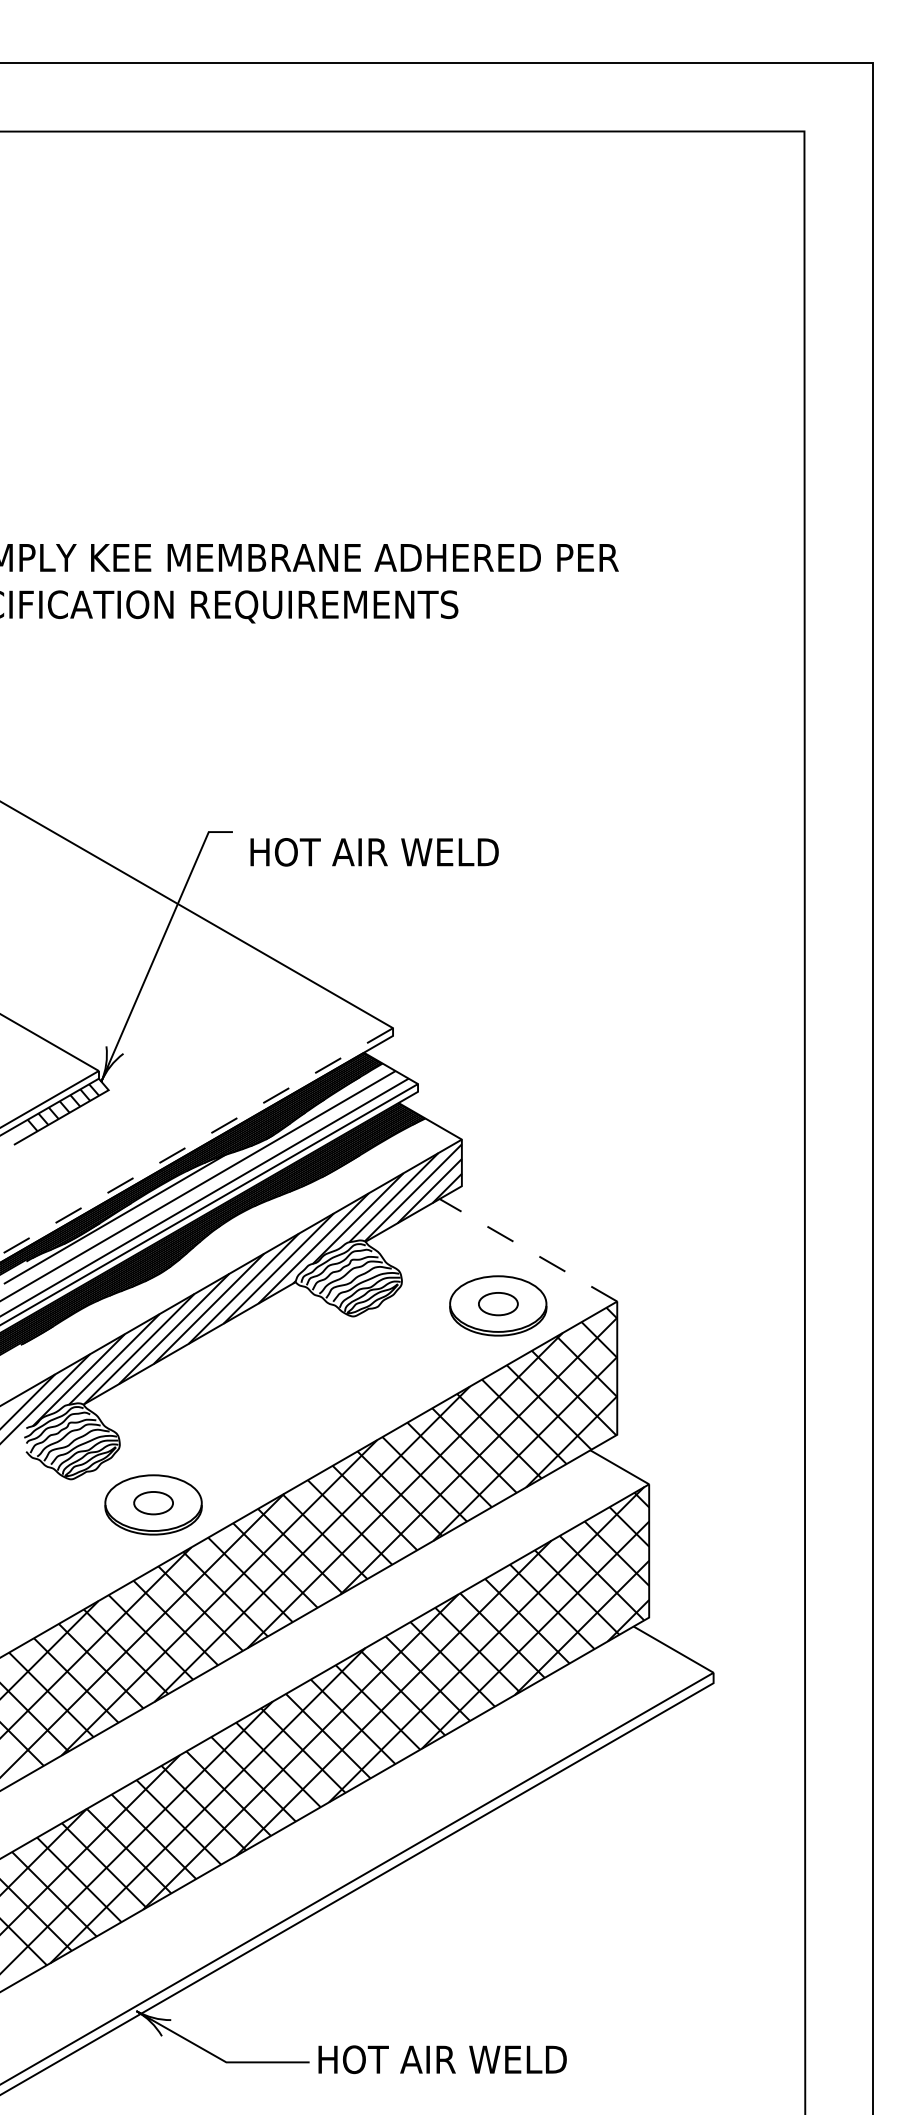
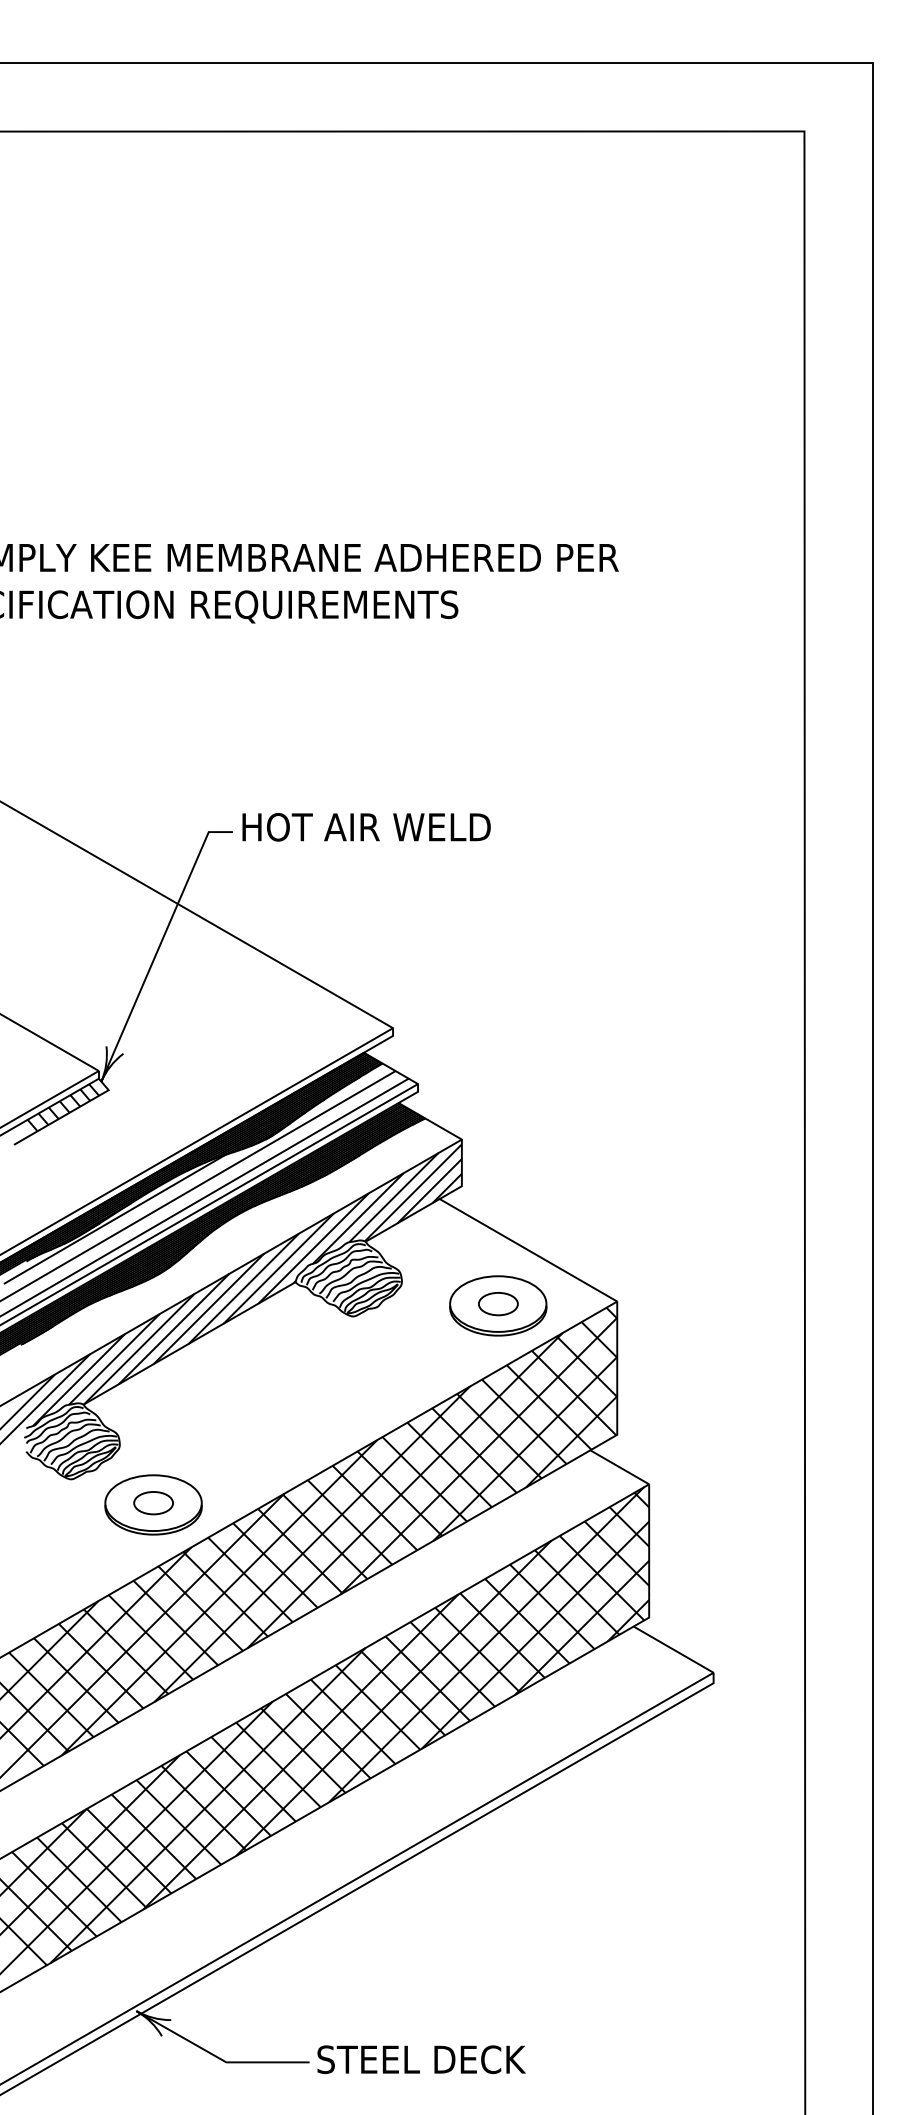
text position: (374, 852) -> (366, 827) (366, 827)
line: dashed -> solid (196, 1141)
line: dashed -> solid (528, 1250)
text: HOT AIR WELD -> STEEL DECK (441, 2059)
